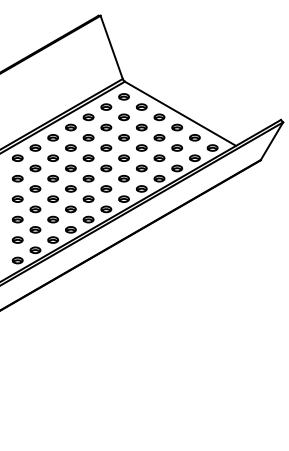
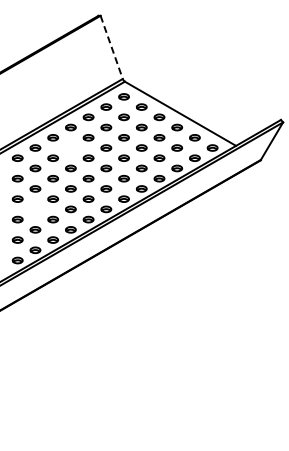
line: solid -> dashed (111, 47)
part: present -> none (70, 147)
part: present -> none (35, 209)
